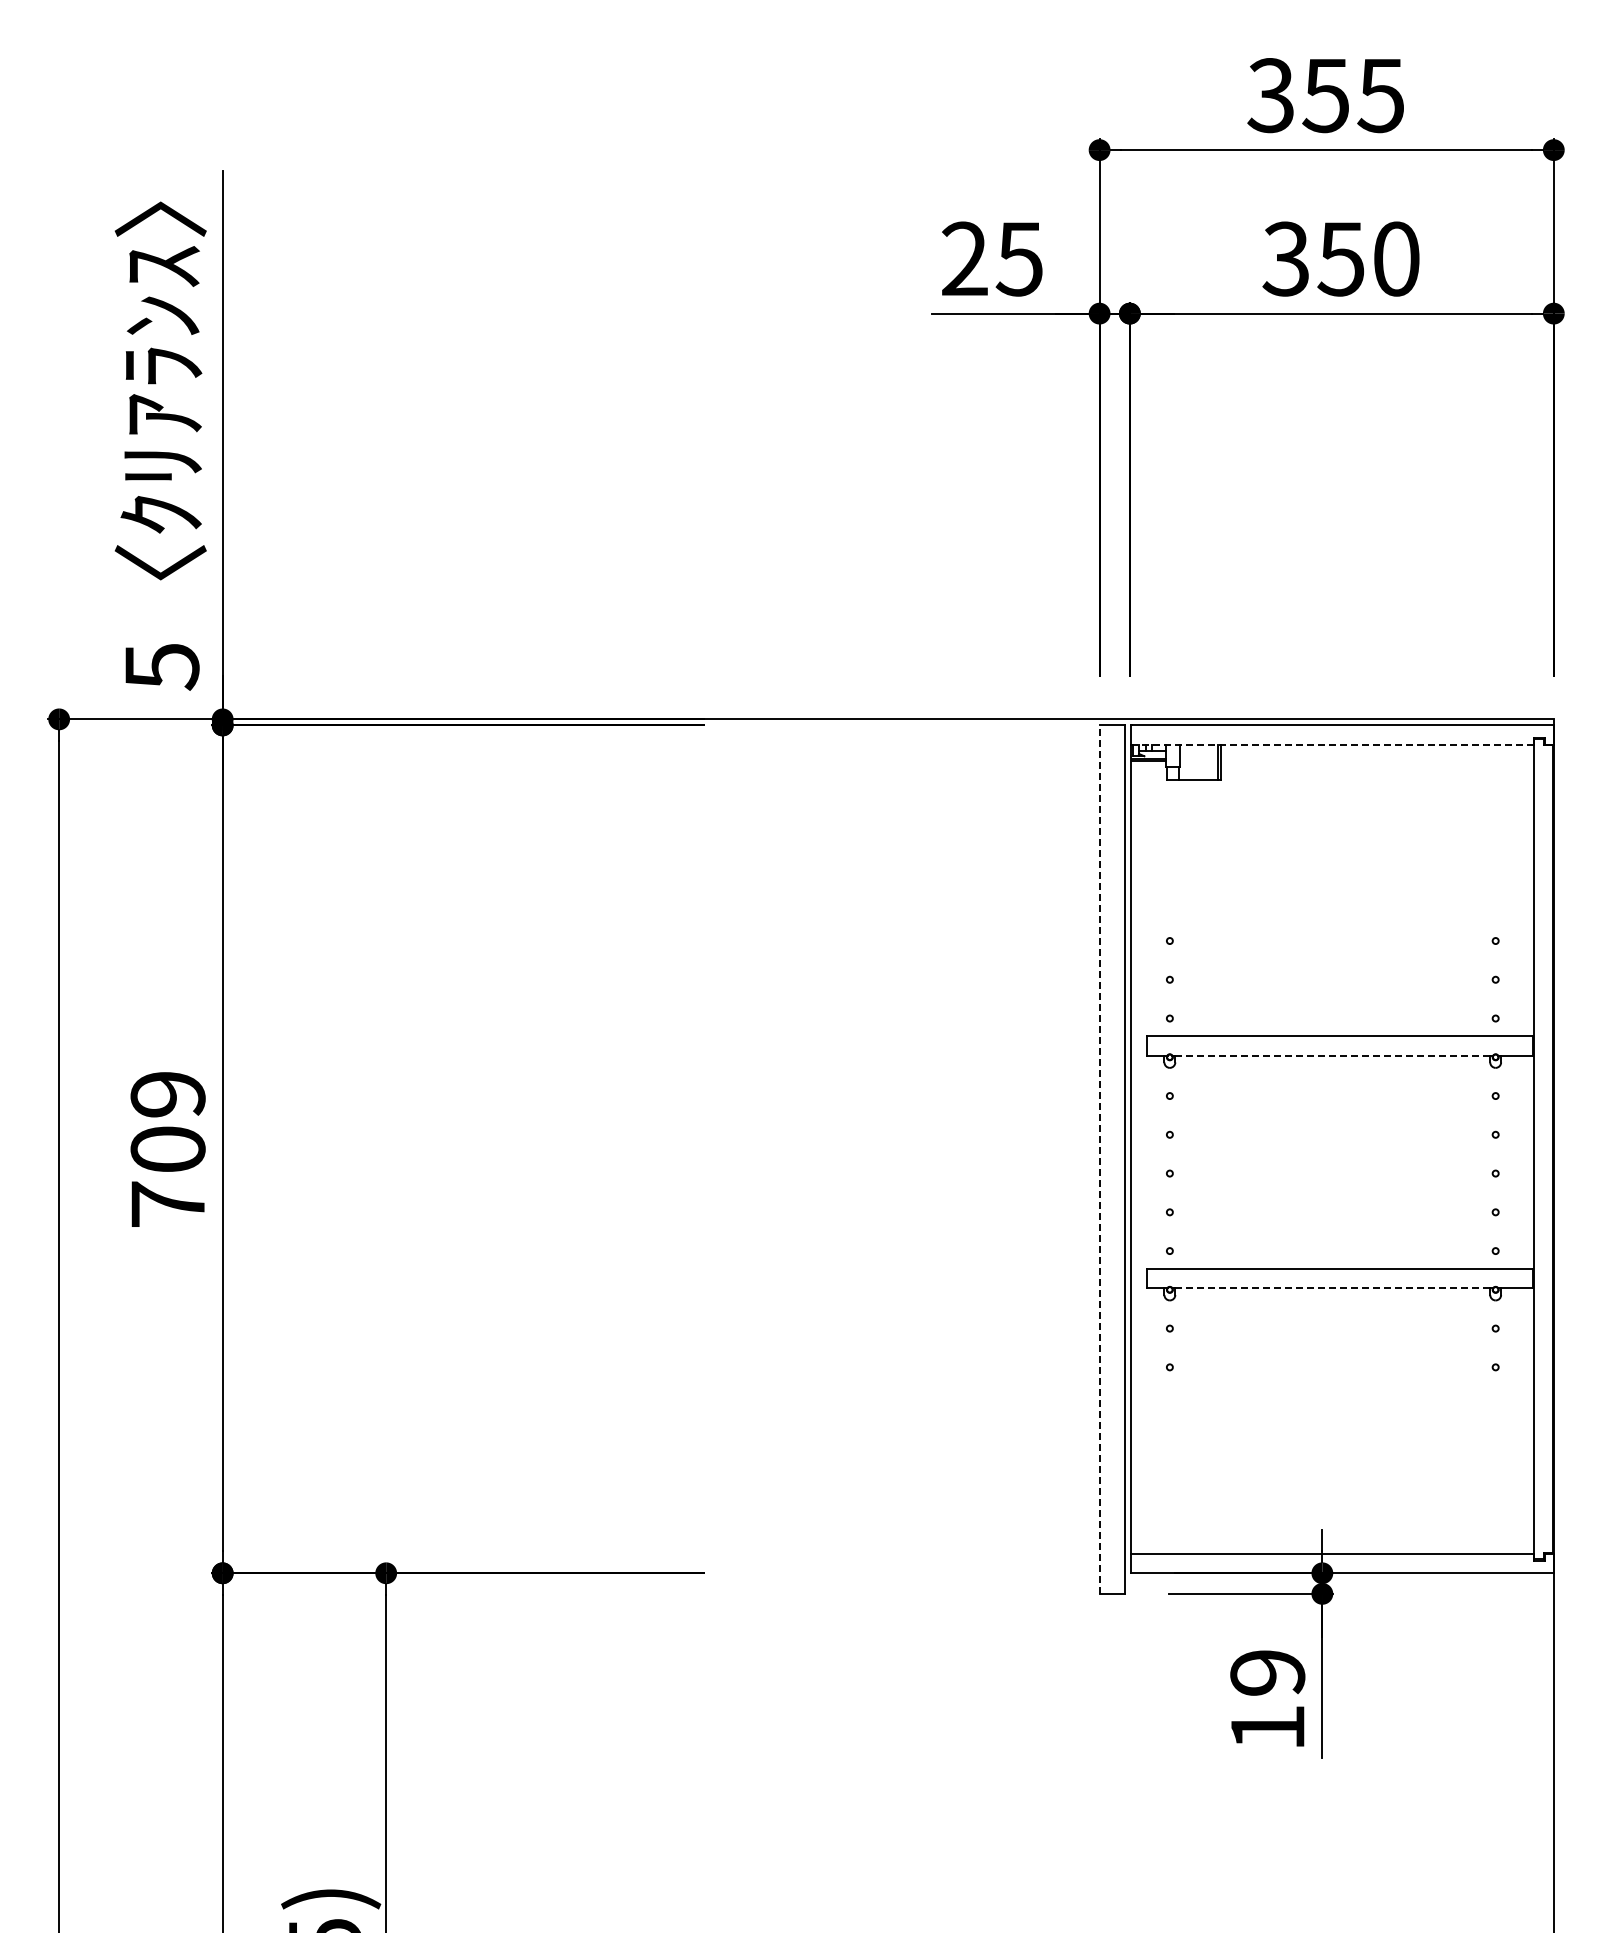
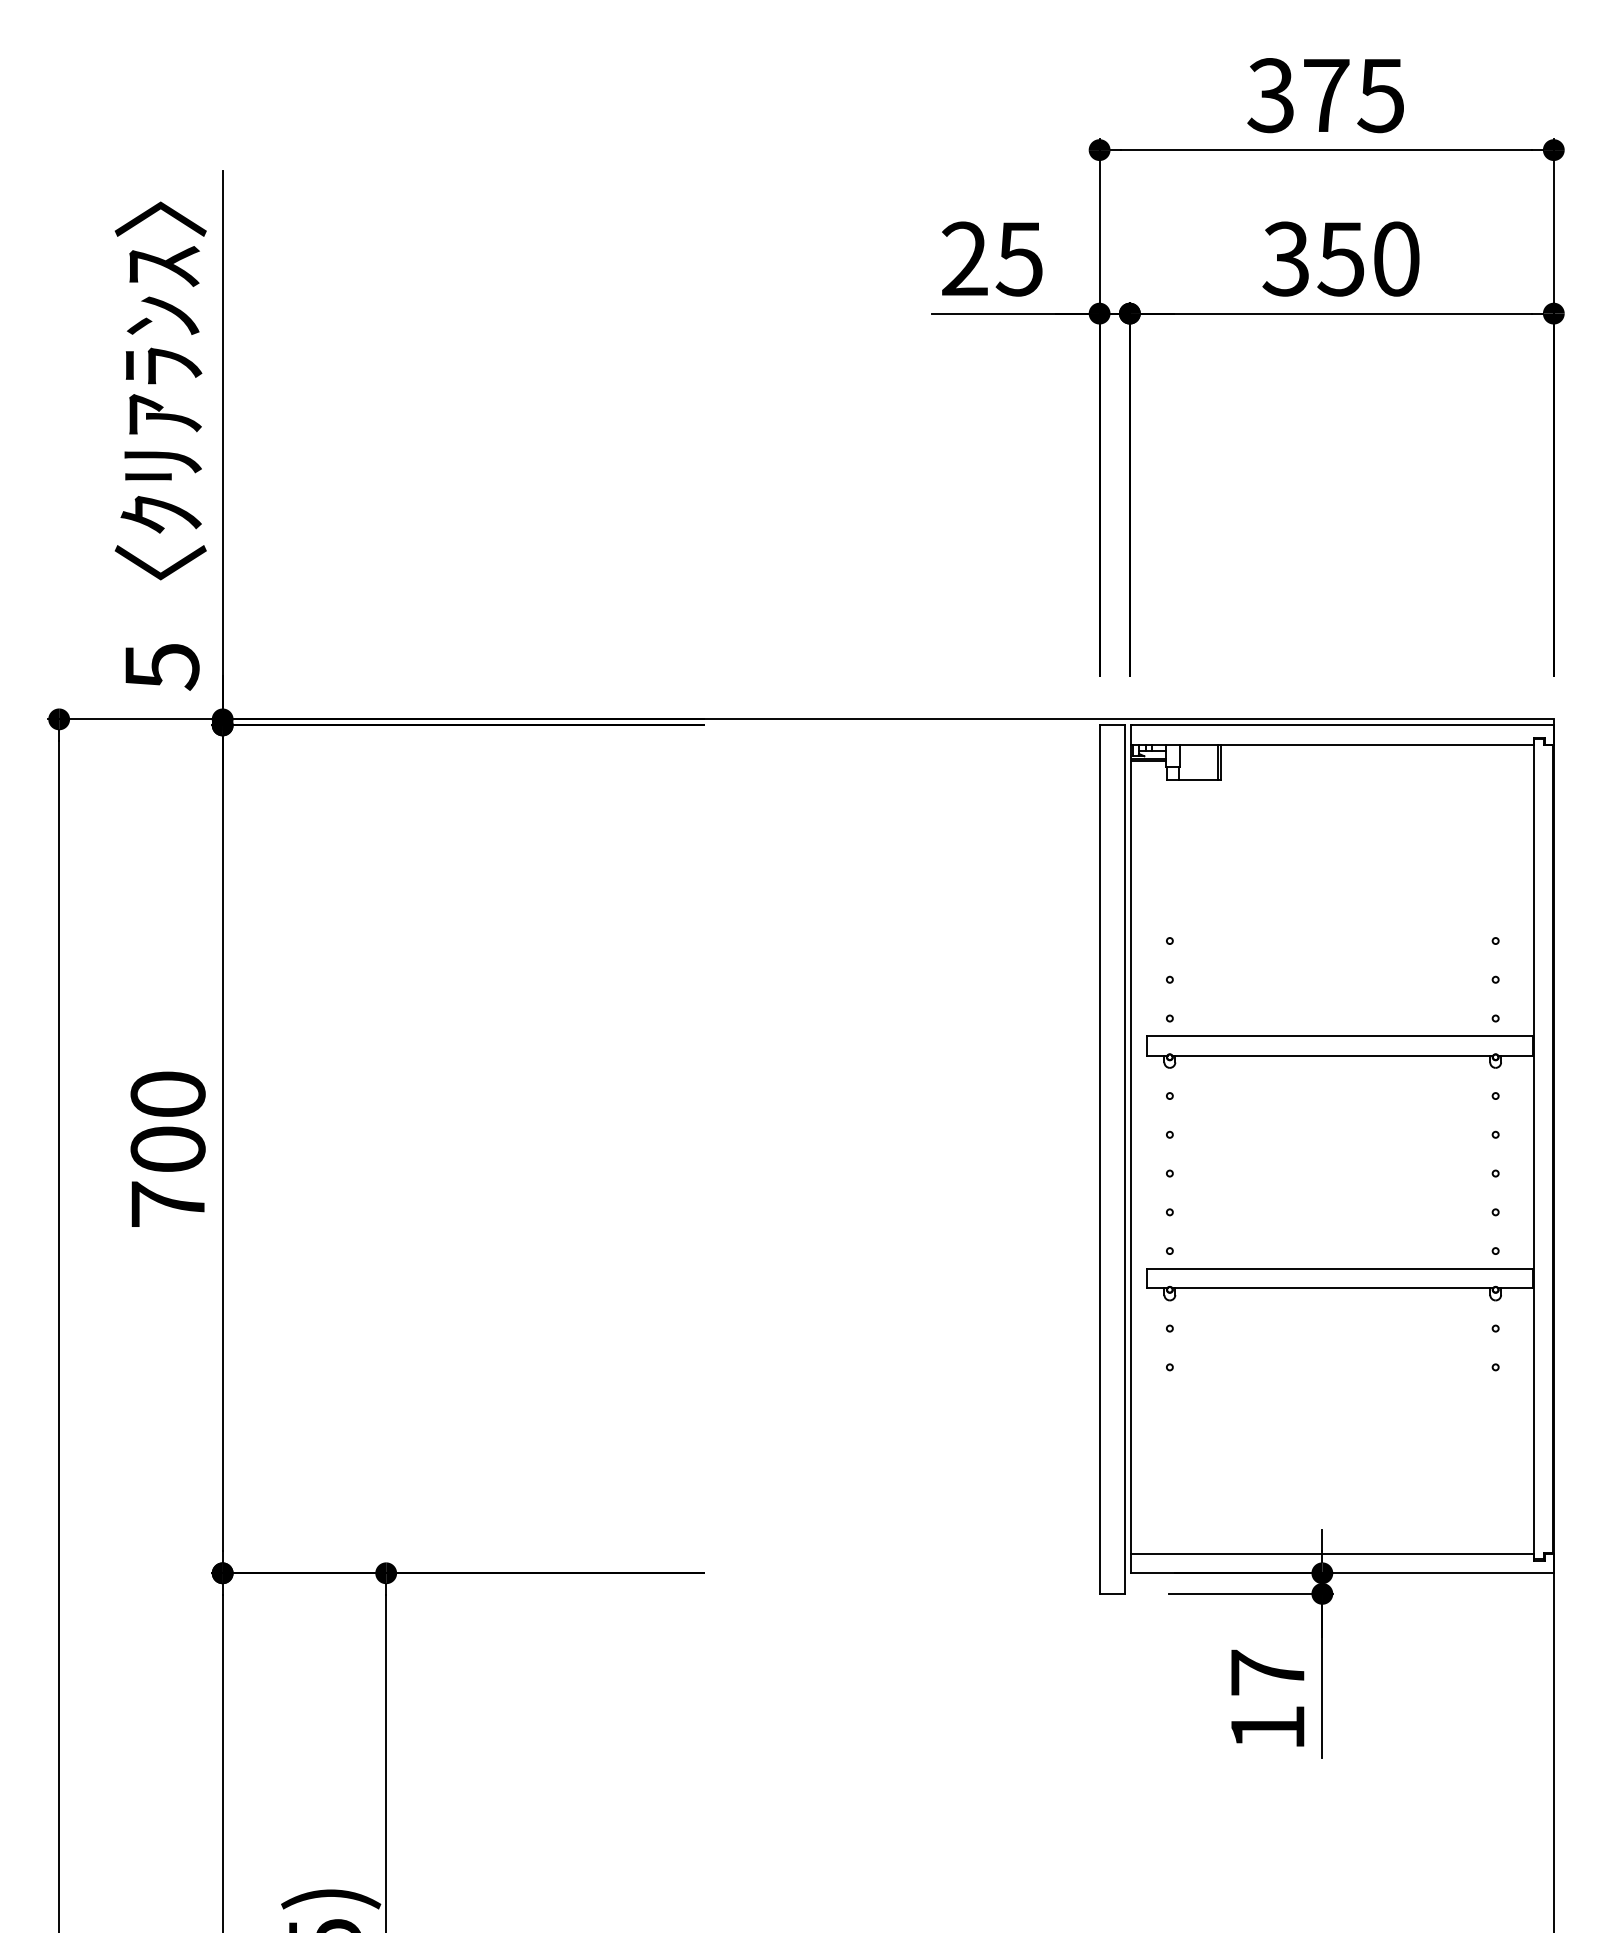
text: 355 -> 375 (1325, 96)
line: dashed -> solid (1332, 744)
line: dashed -> solid (1333, 1055)
text: 709 -> 700 (167, 1094)
line: dashed -> solid (1099, 1159)
line: dashed -> solid (1333, 1288)
text: 19 -> 17 (1267, 1672)
